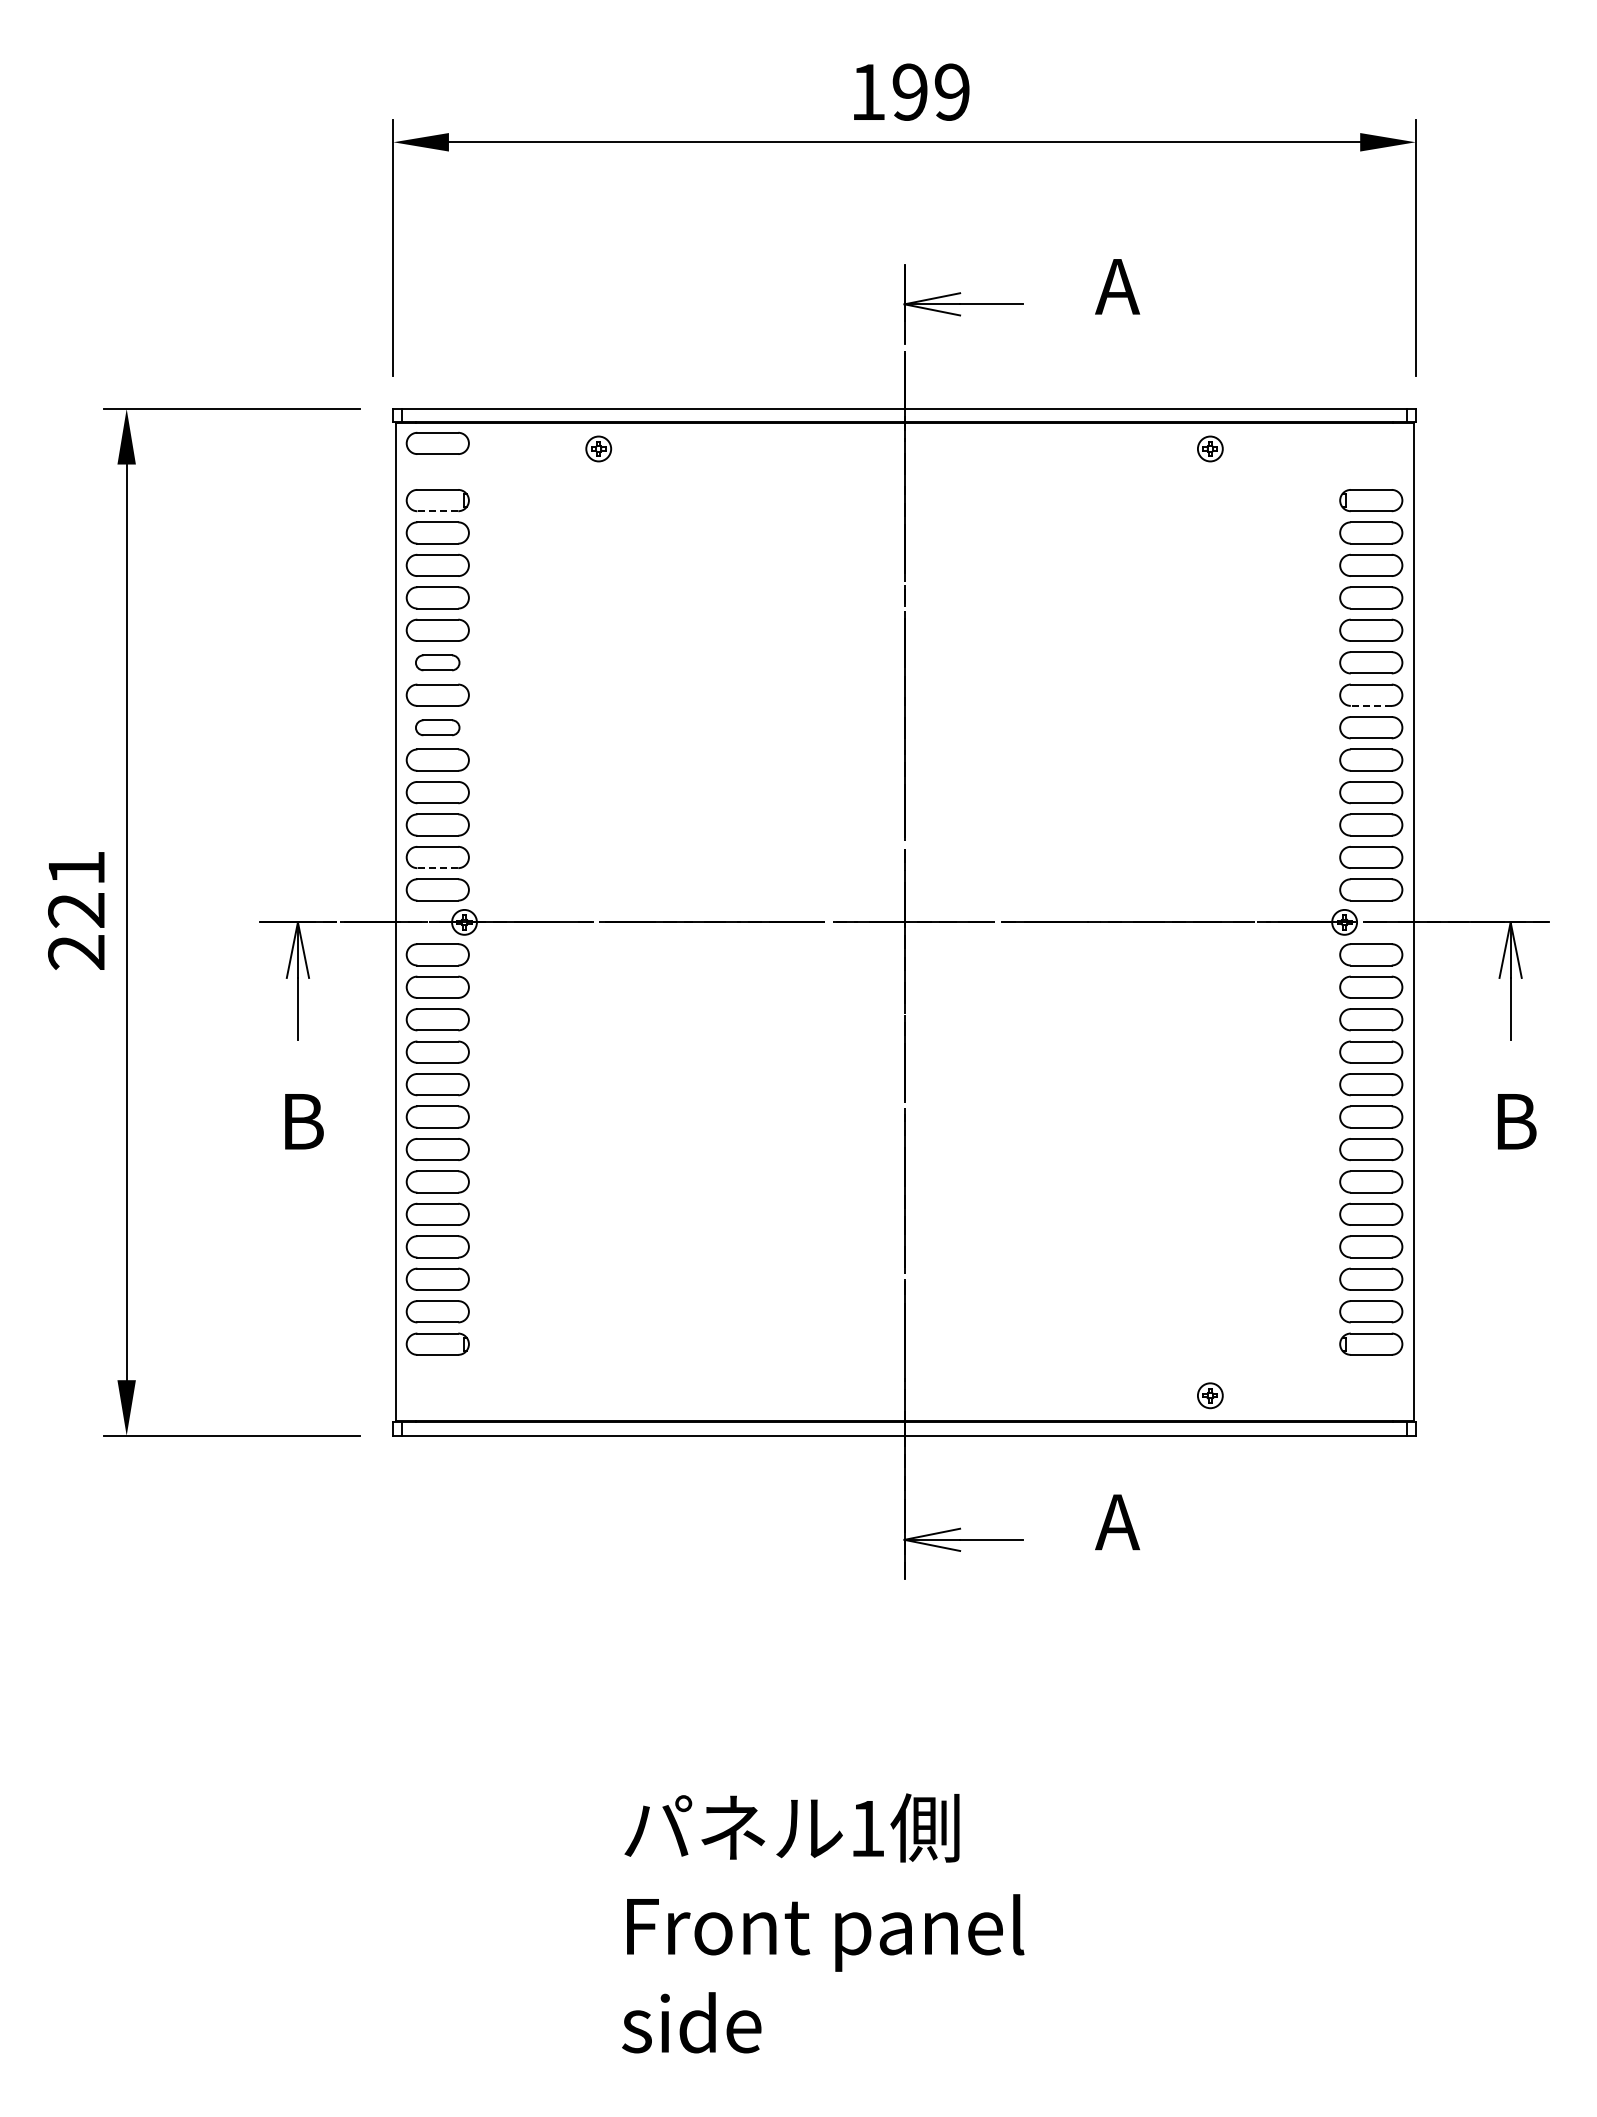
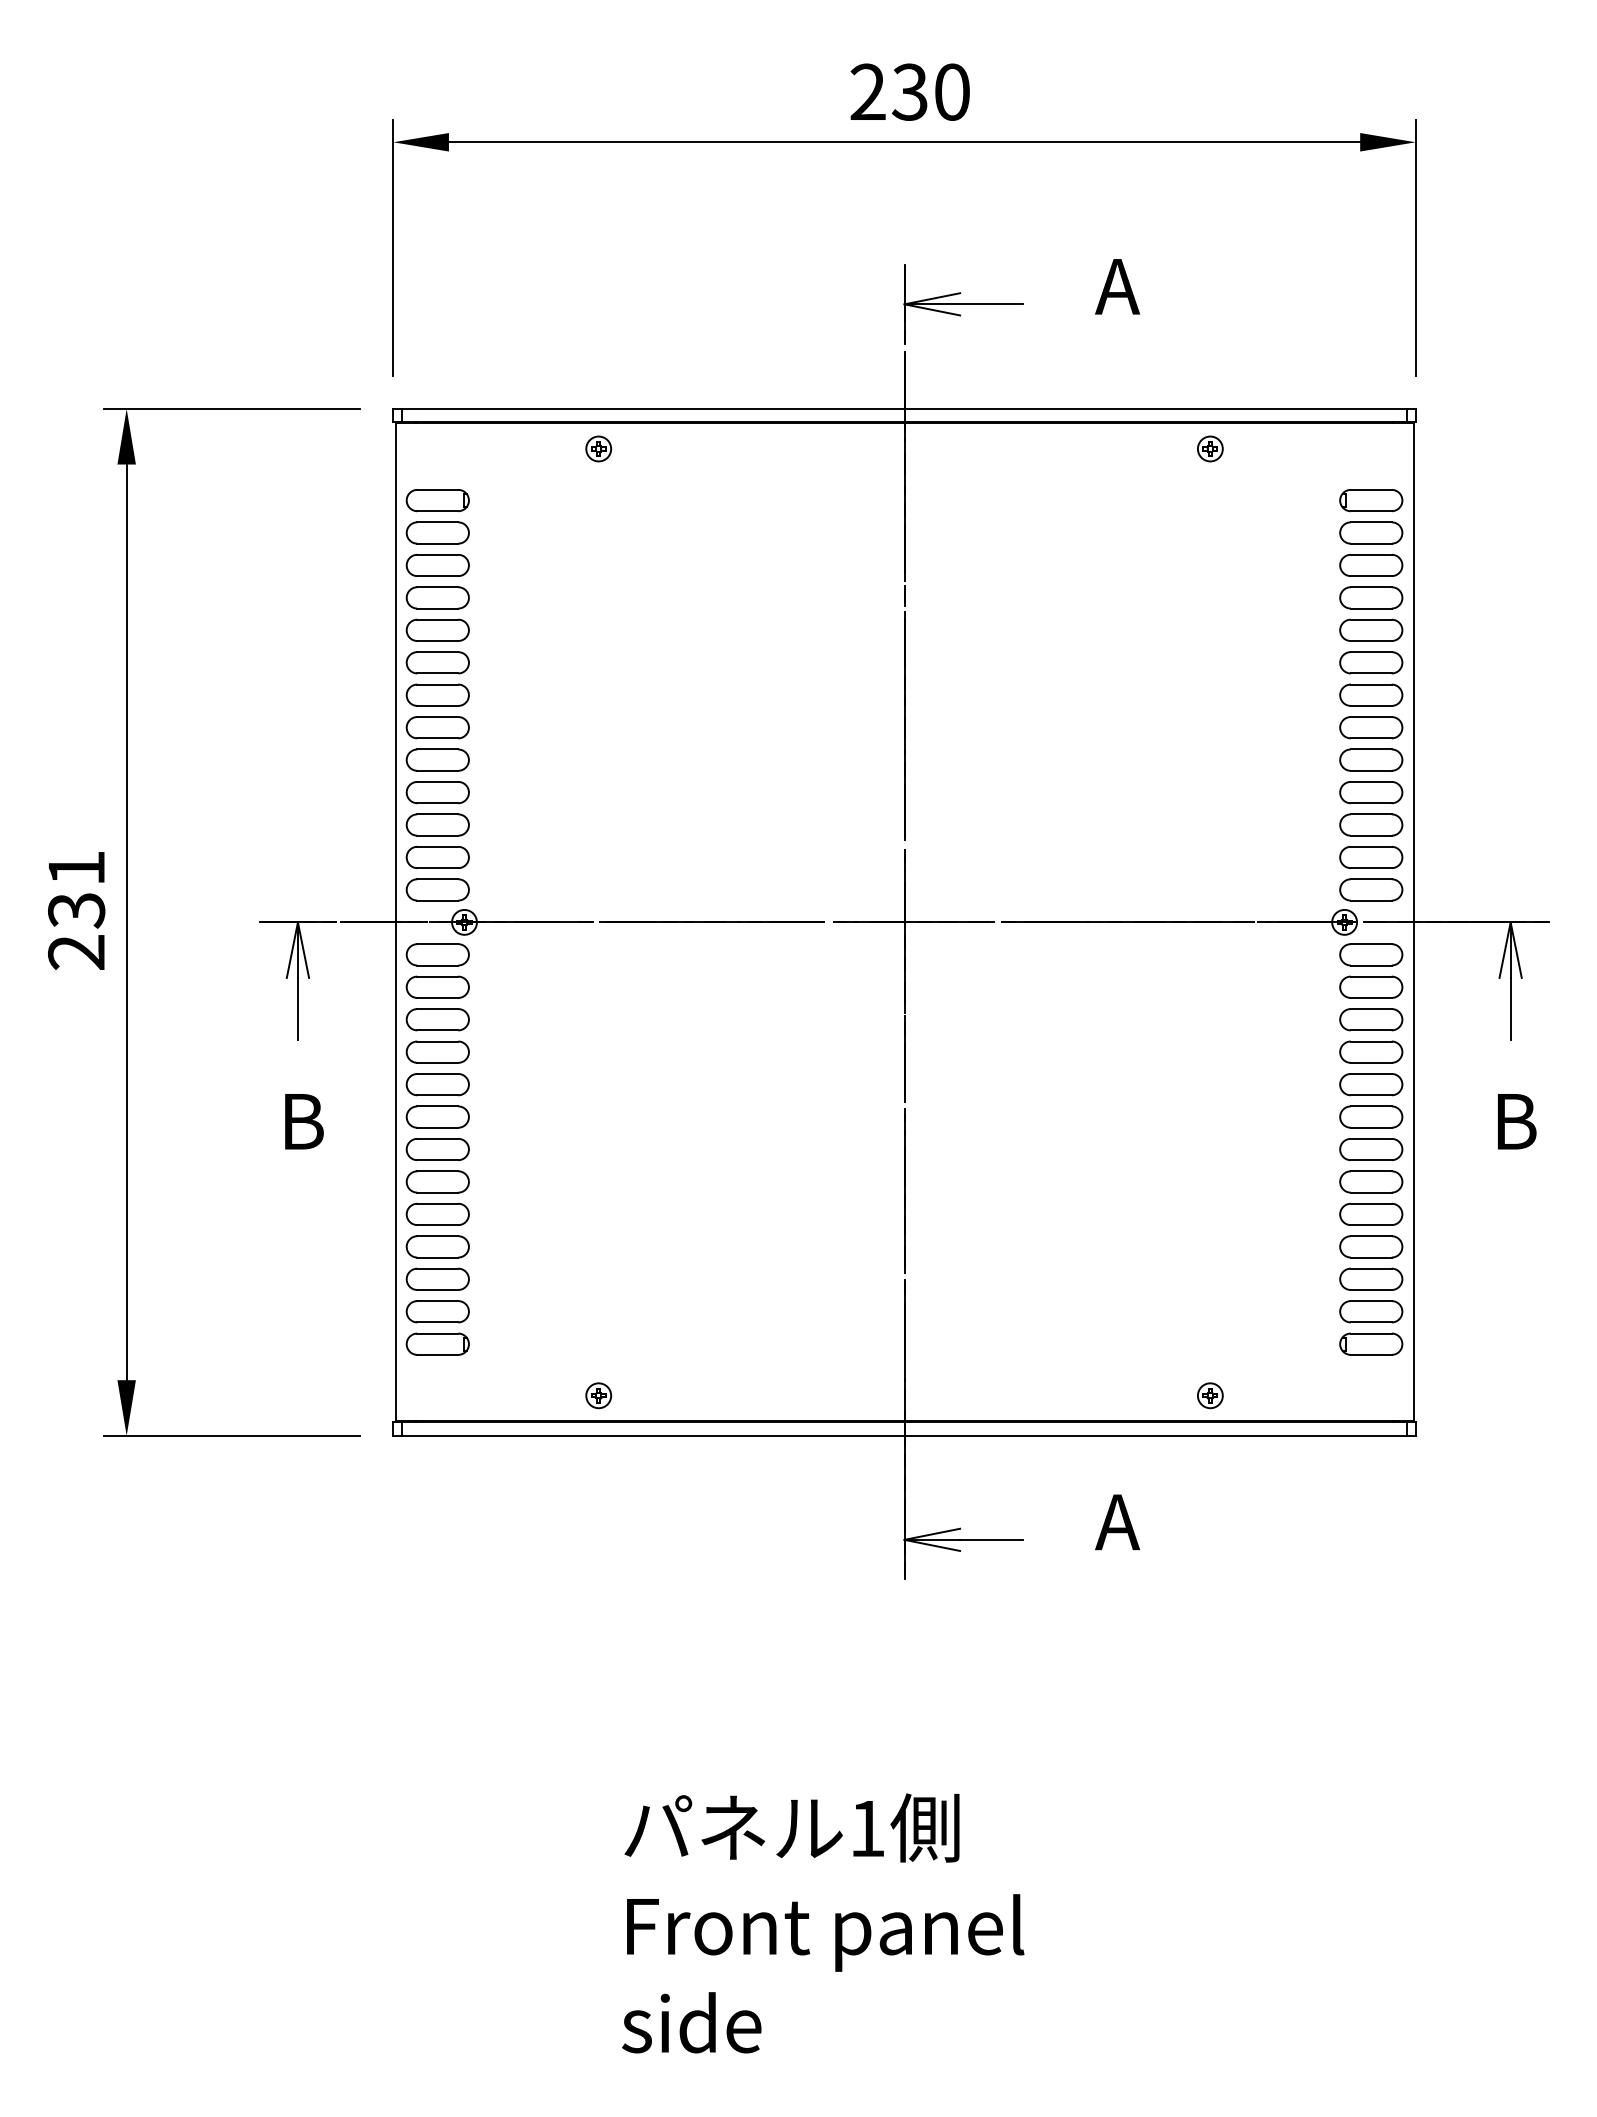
text: 199 -> 230 (909, 91)
part: present -> none (437, 442)
line: dashed -> solid (437, 511)
part size: 46x18 px -> 65x24 px (437, 662)
line: dashed -> solid (1370, 705)
part size: 46x18 px -> 65x24 px (437, 727)
line: dashed -> solid (437, 868)
text: 221 -> 231 (76, 910)
part: none -> present (598, 1395)
